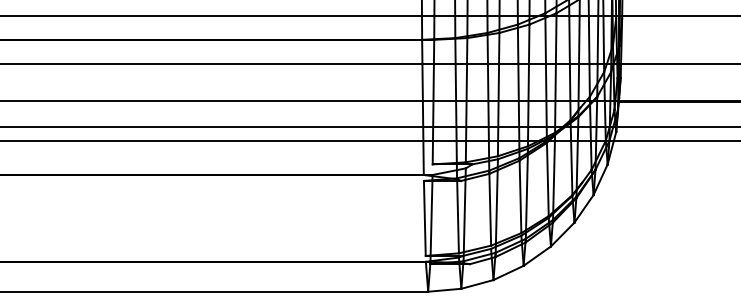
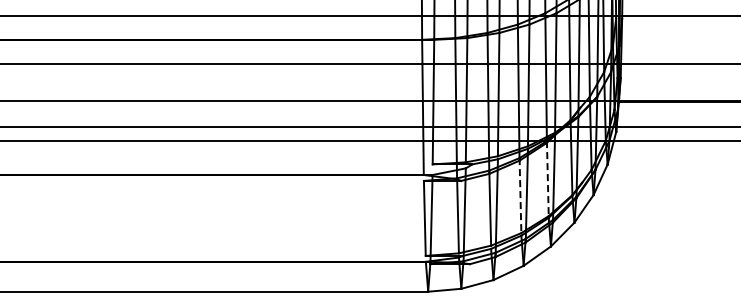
line: solid -> dashed (547, 178)
line: solid -> dashed (520, 195)
